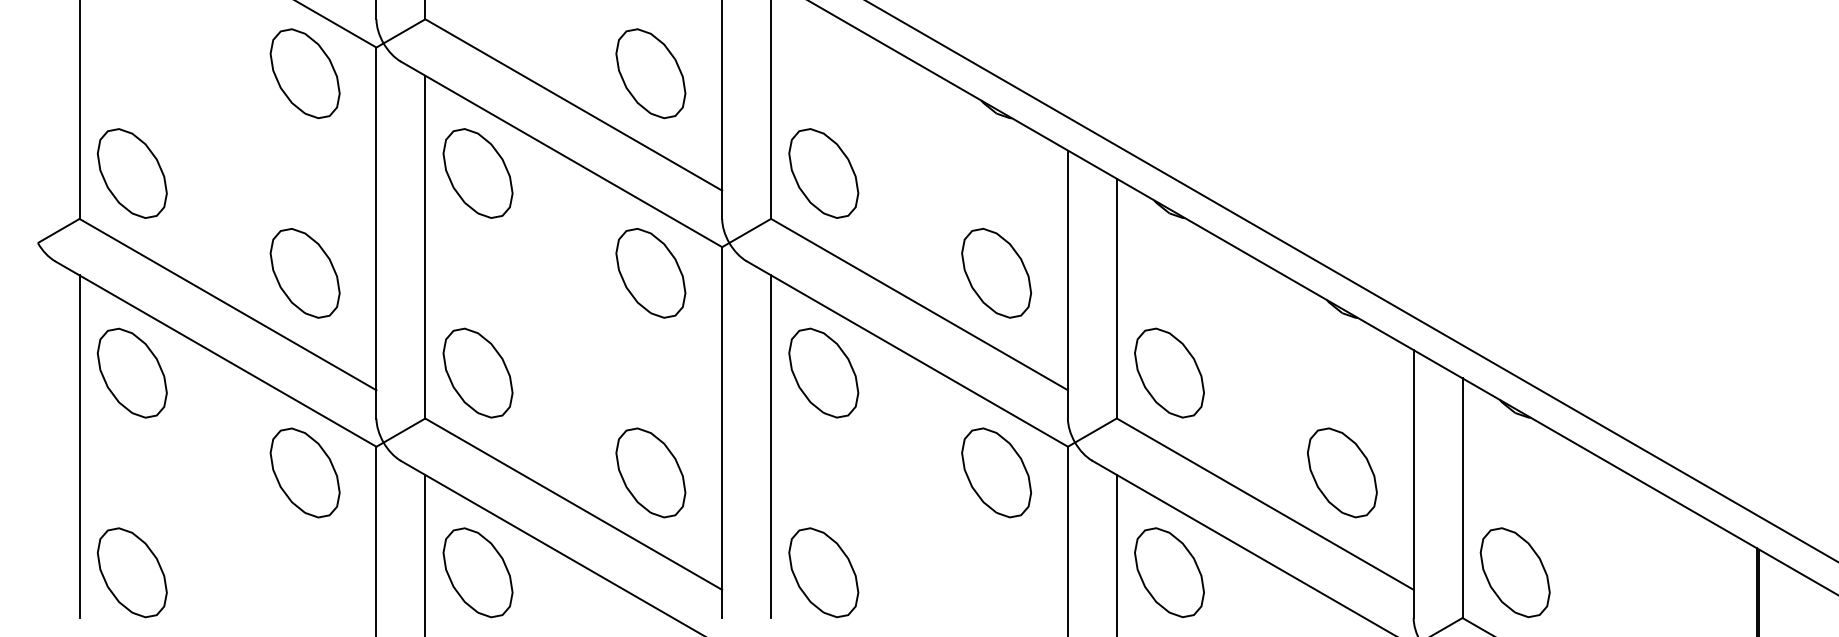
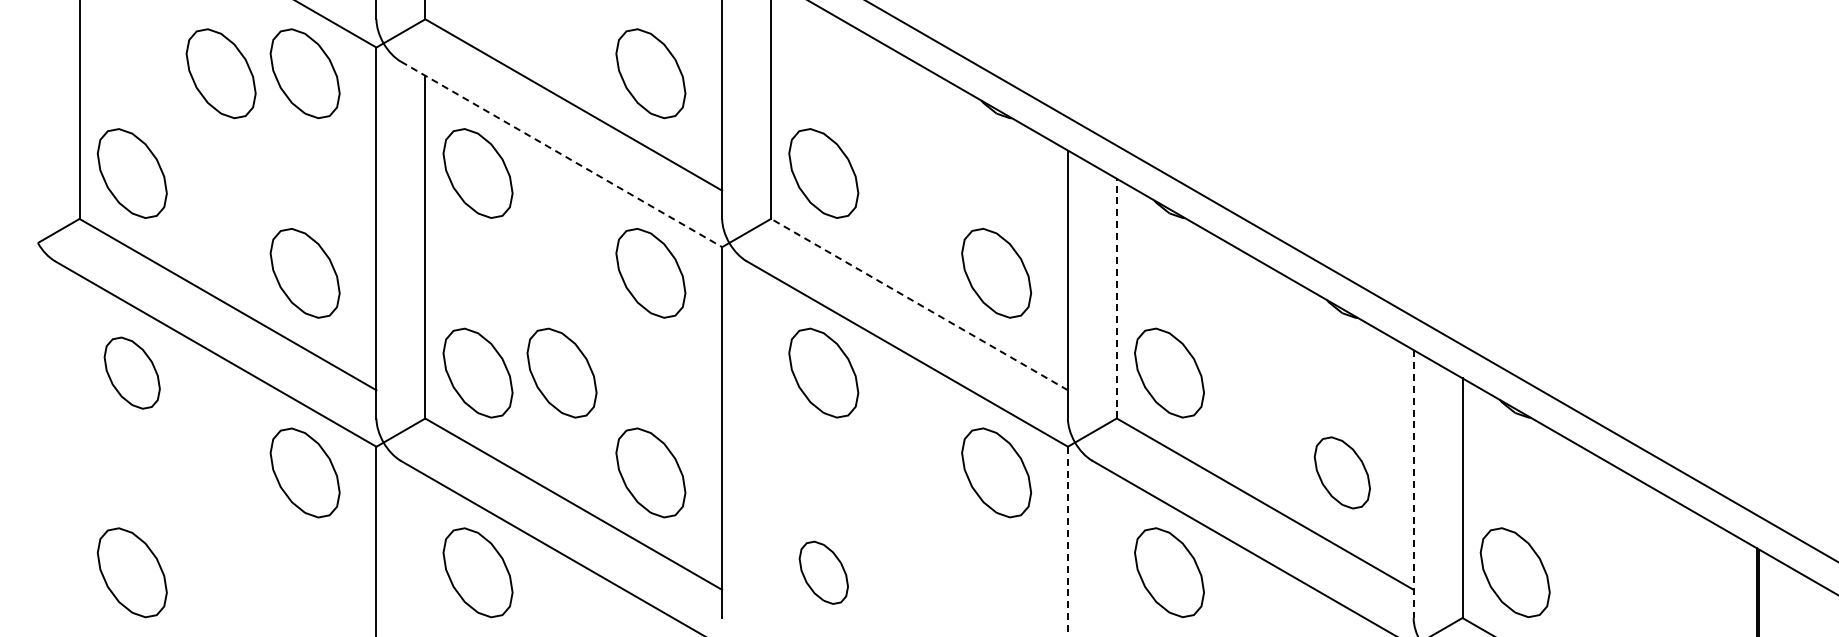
part: none -> present (220, 73)
line: solid -> dashed (561, 154)
line: solid -> dashed (1116, 298)
line: solid -> dashed (919, 304)
part size: 72x92 px -> 58x74 px (131, 372)
part: none -> present (561, 372)
line: present -> none (79, 446)
line: present -> none (771, 446)
part size: 71x92 px -> 58x74 px (1341, 472)
line: solid -> dashed (1413, 484)
line: solid -> dashed (1067, 541)
line: present -> none (425, 553)
line: present -> none (1116, 553)
part size: 72x92 px -> 51x65 px (823, 572)
